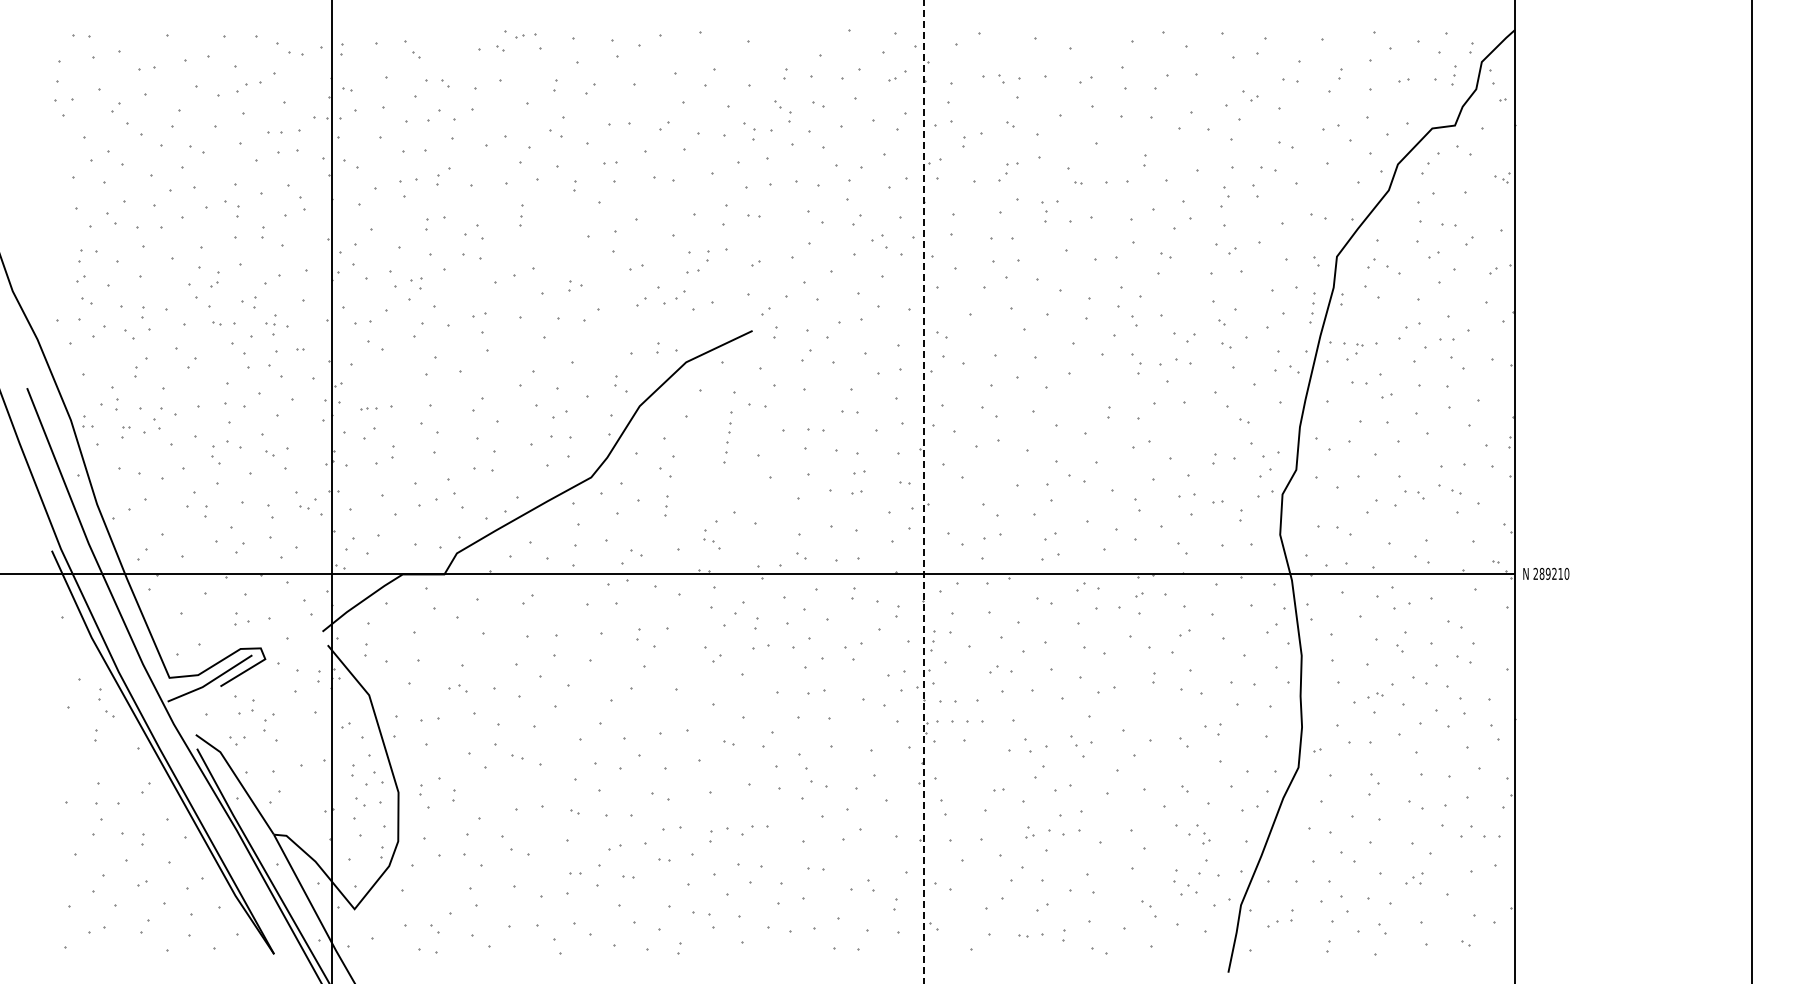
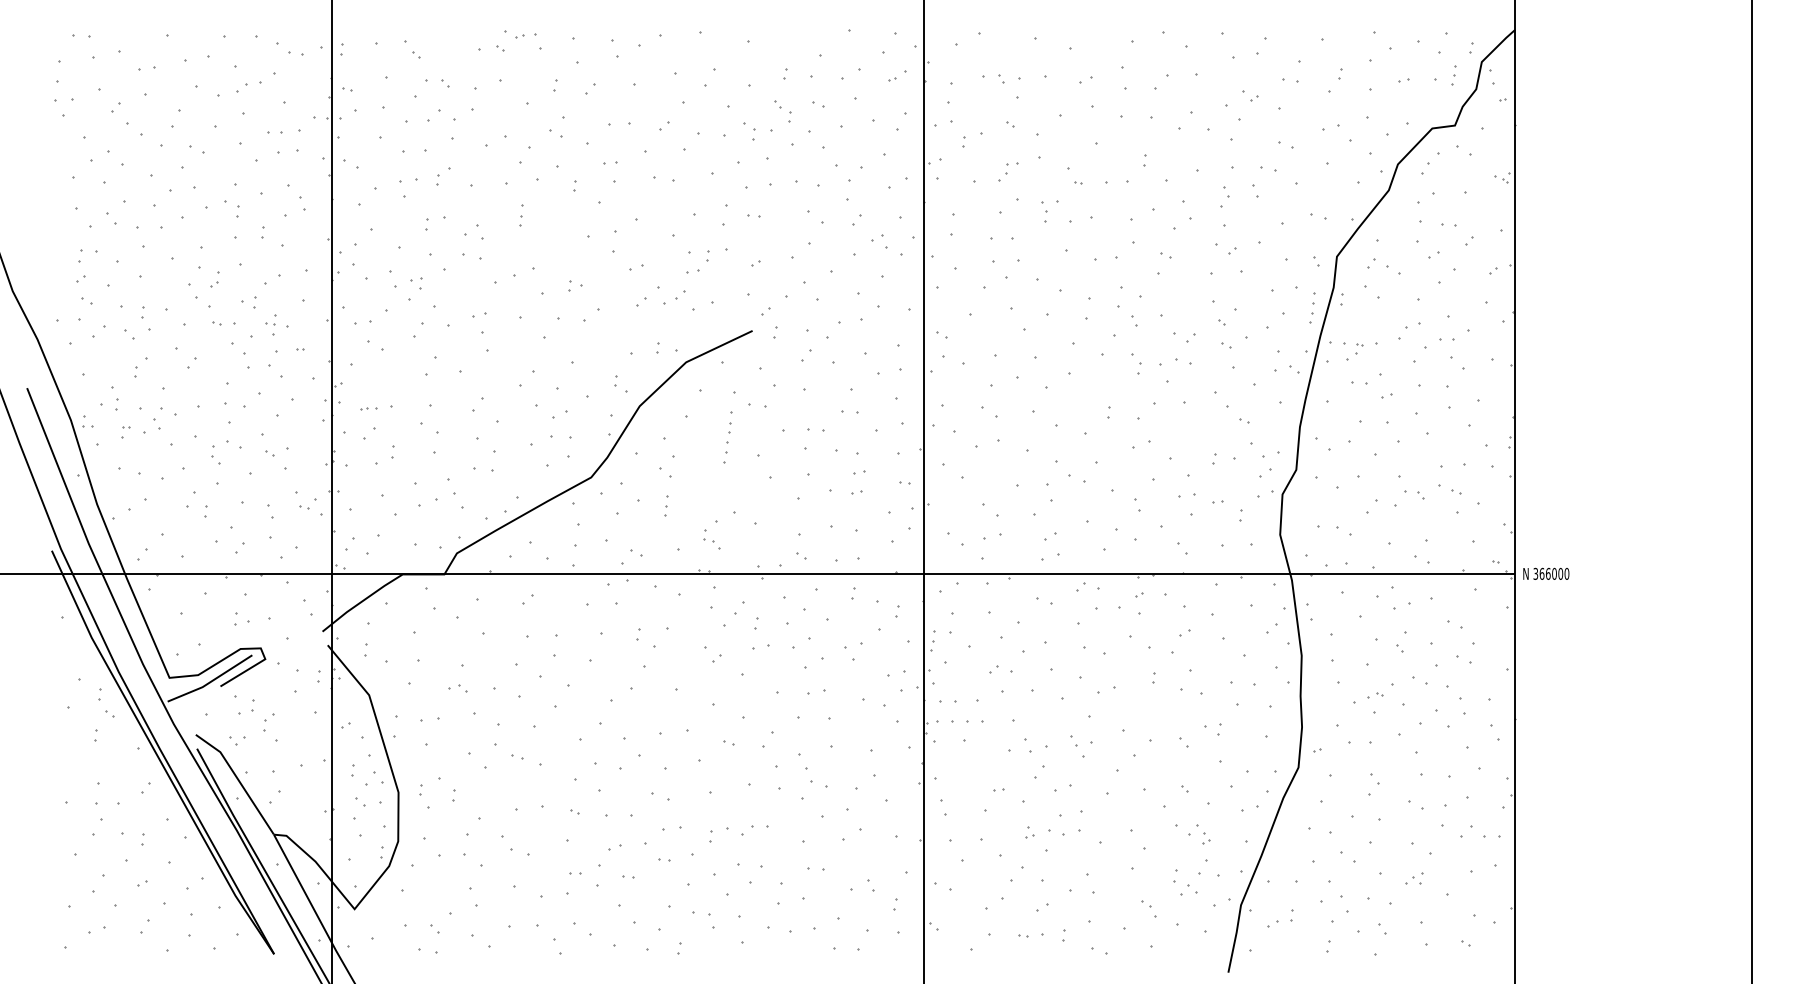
line: dashed -> solid (923, 492)
text: 289210 -> 366000 (1548, 573)
